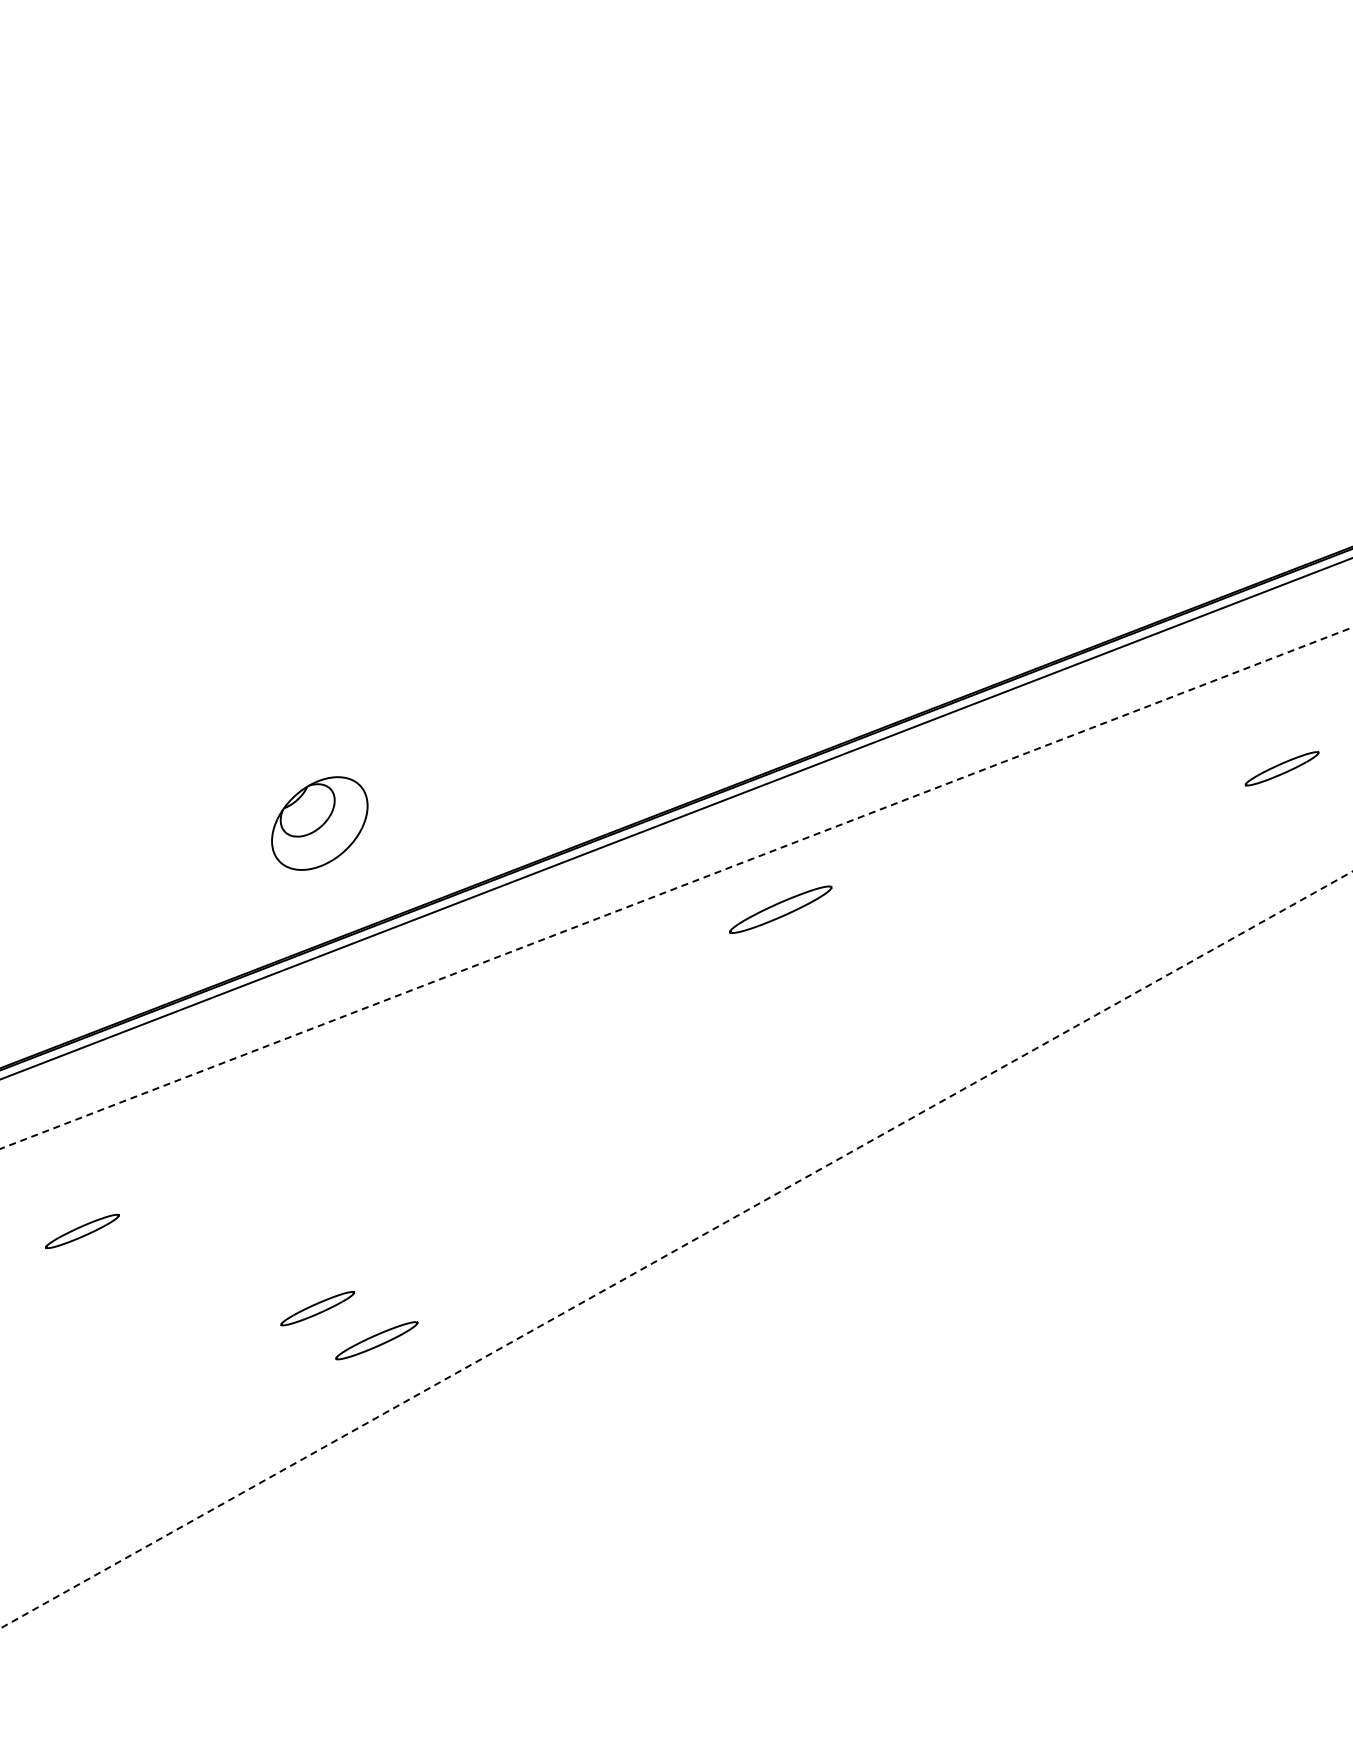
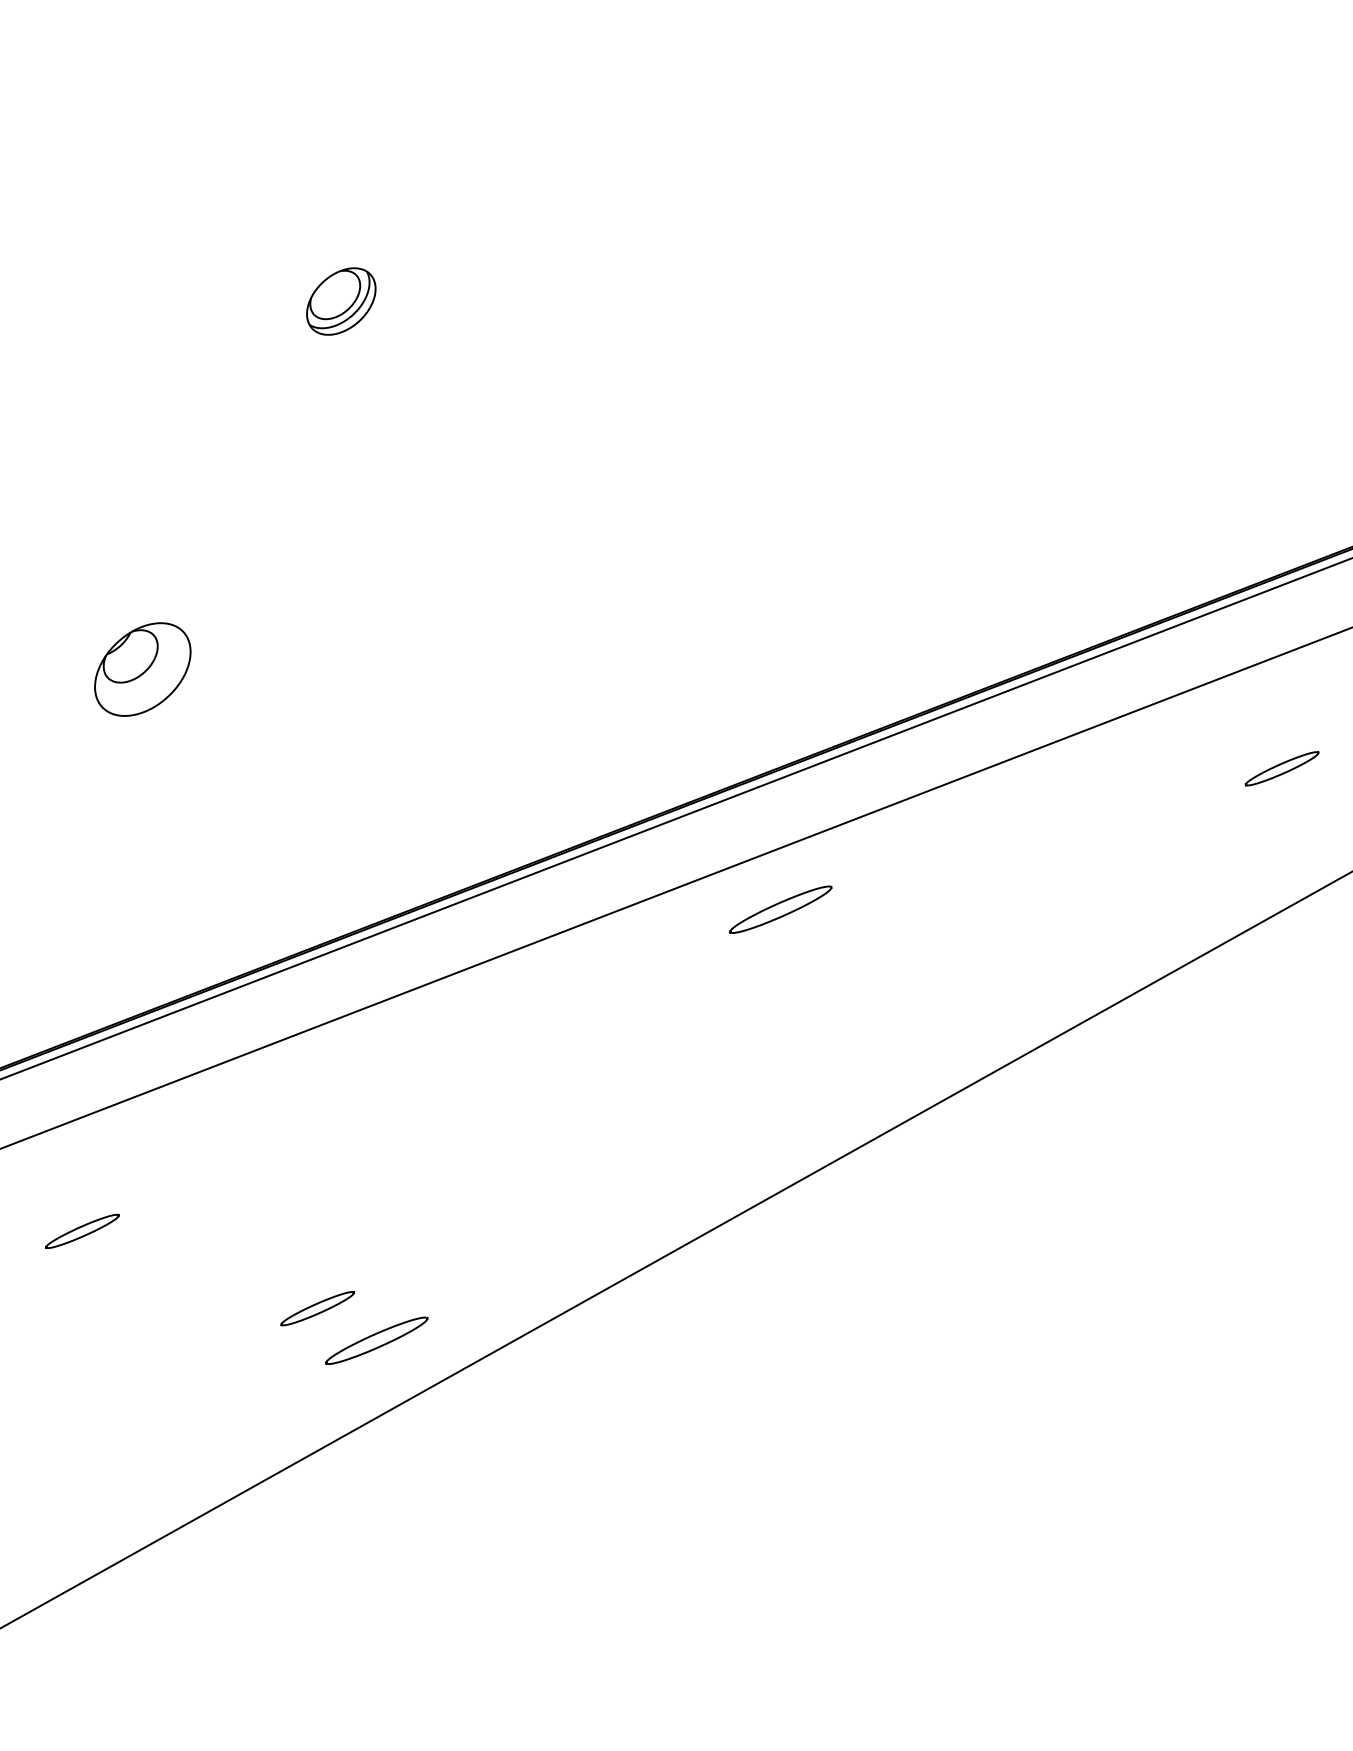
part: none -> present (341, 301)
part position: (319, 823) -> (142, 669) (142, 669)
line: dashed -> solid (675, 888)
line: dashed -> solid (676, 1249)
part size: 84x40 px -> 104x49 px (376, 1340)
